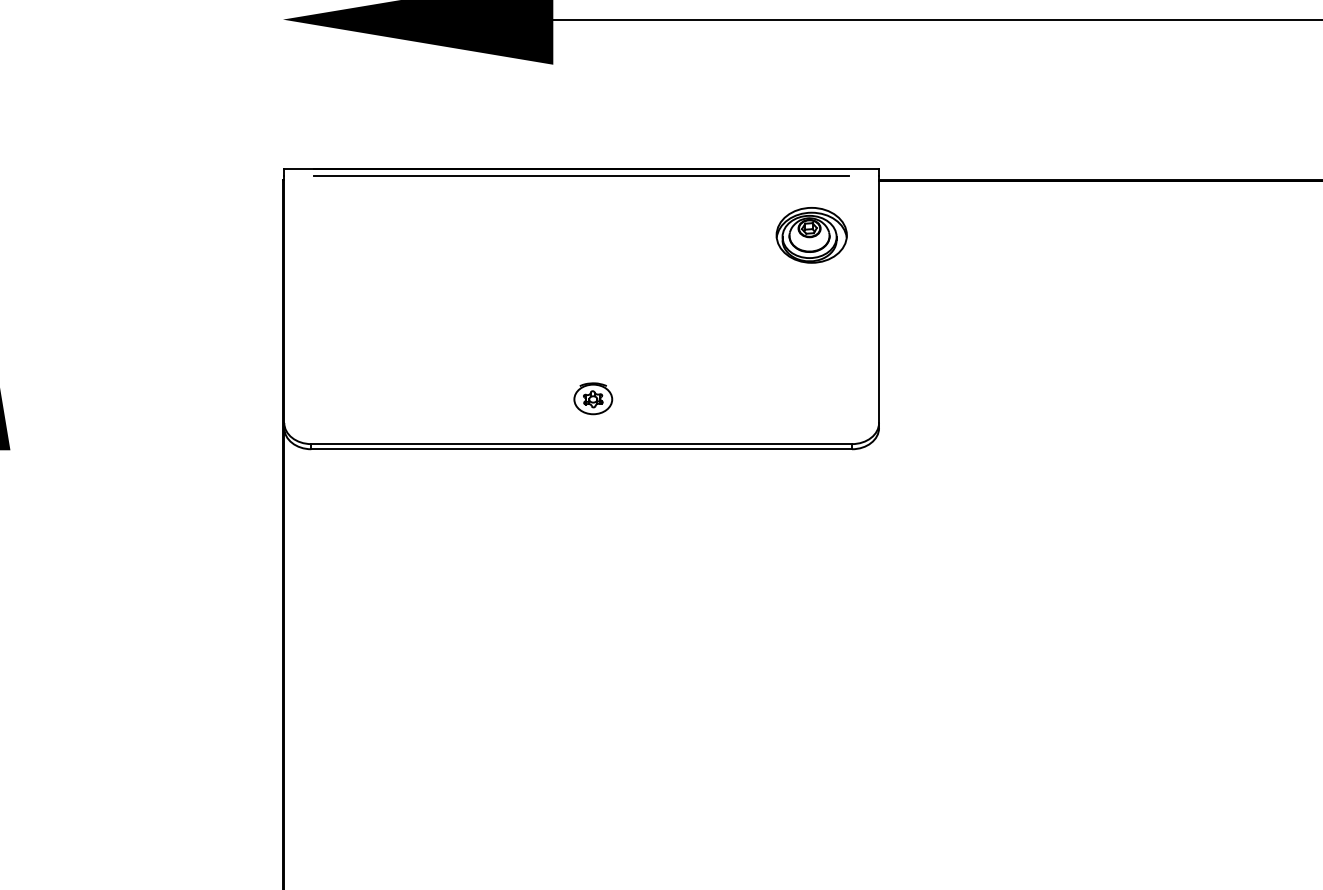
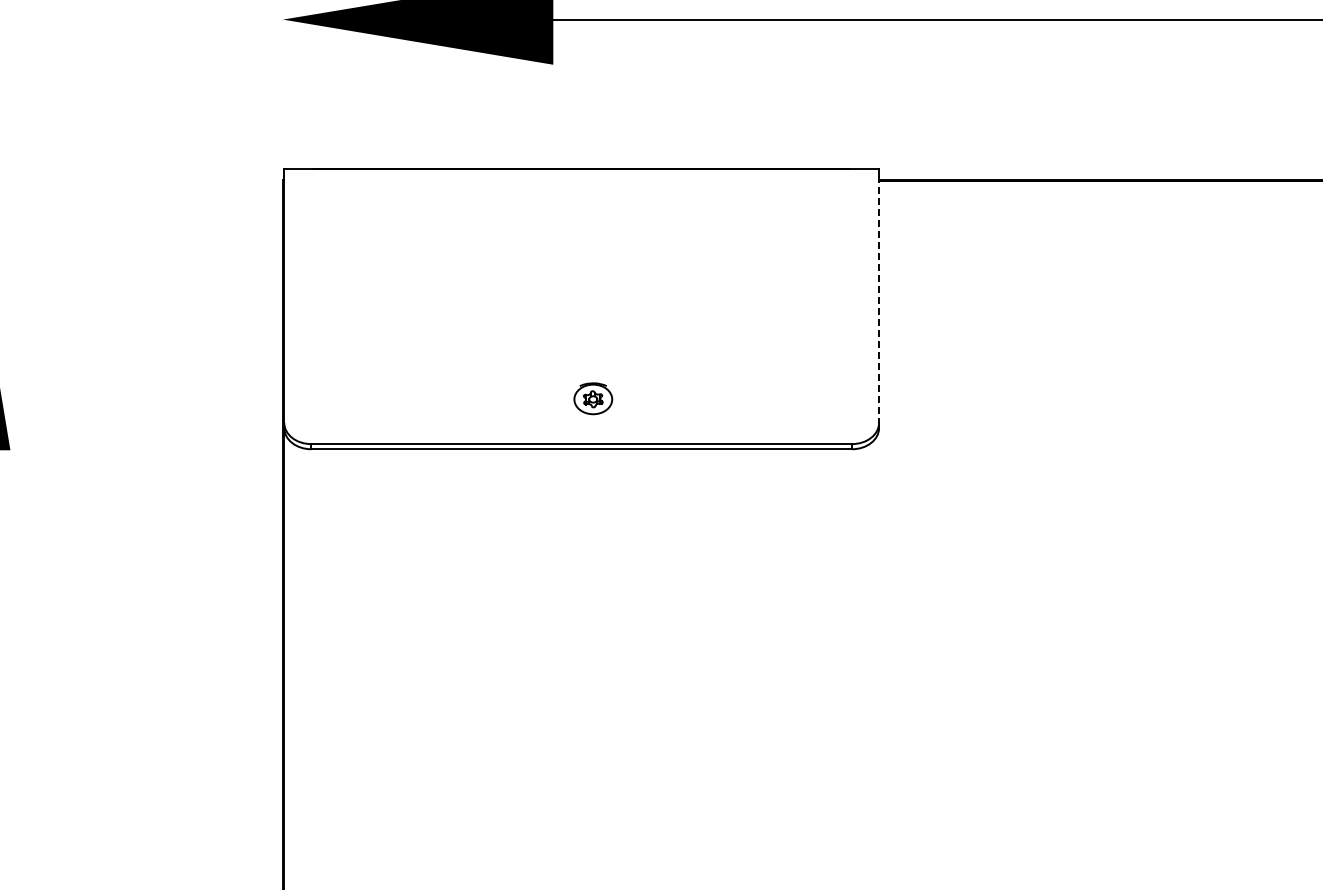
line: present -> none (581, 175)
part: present -> none (811, 235)
line: solid -> dashed (879, 299)
